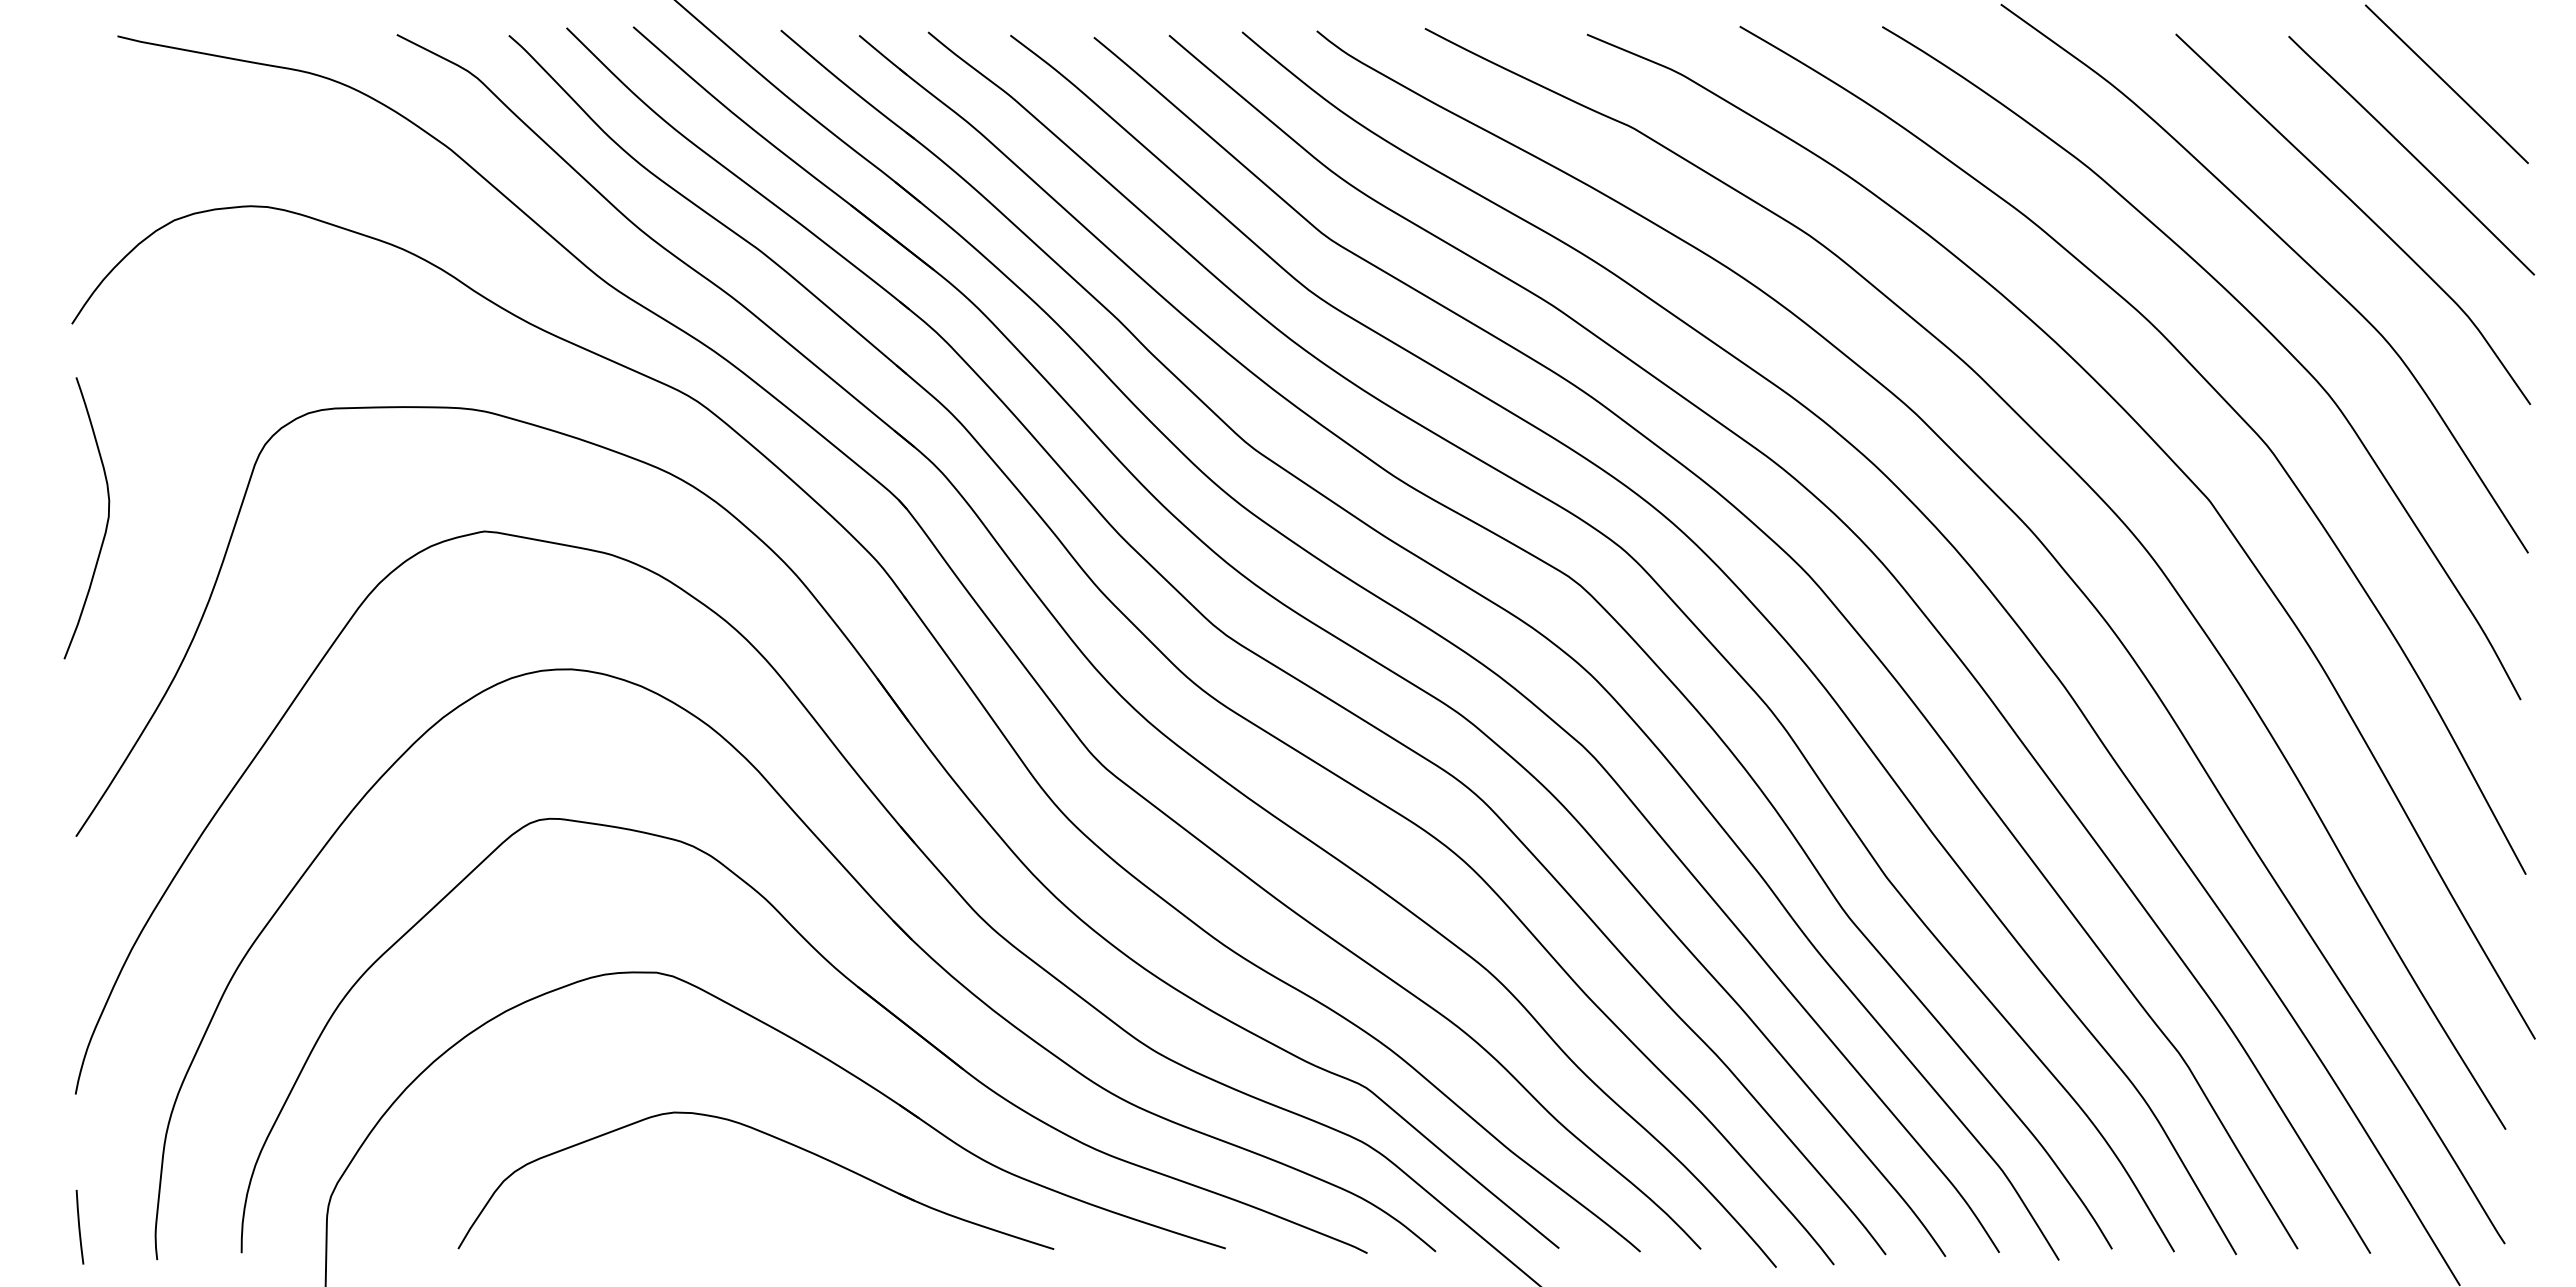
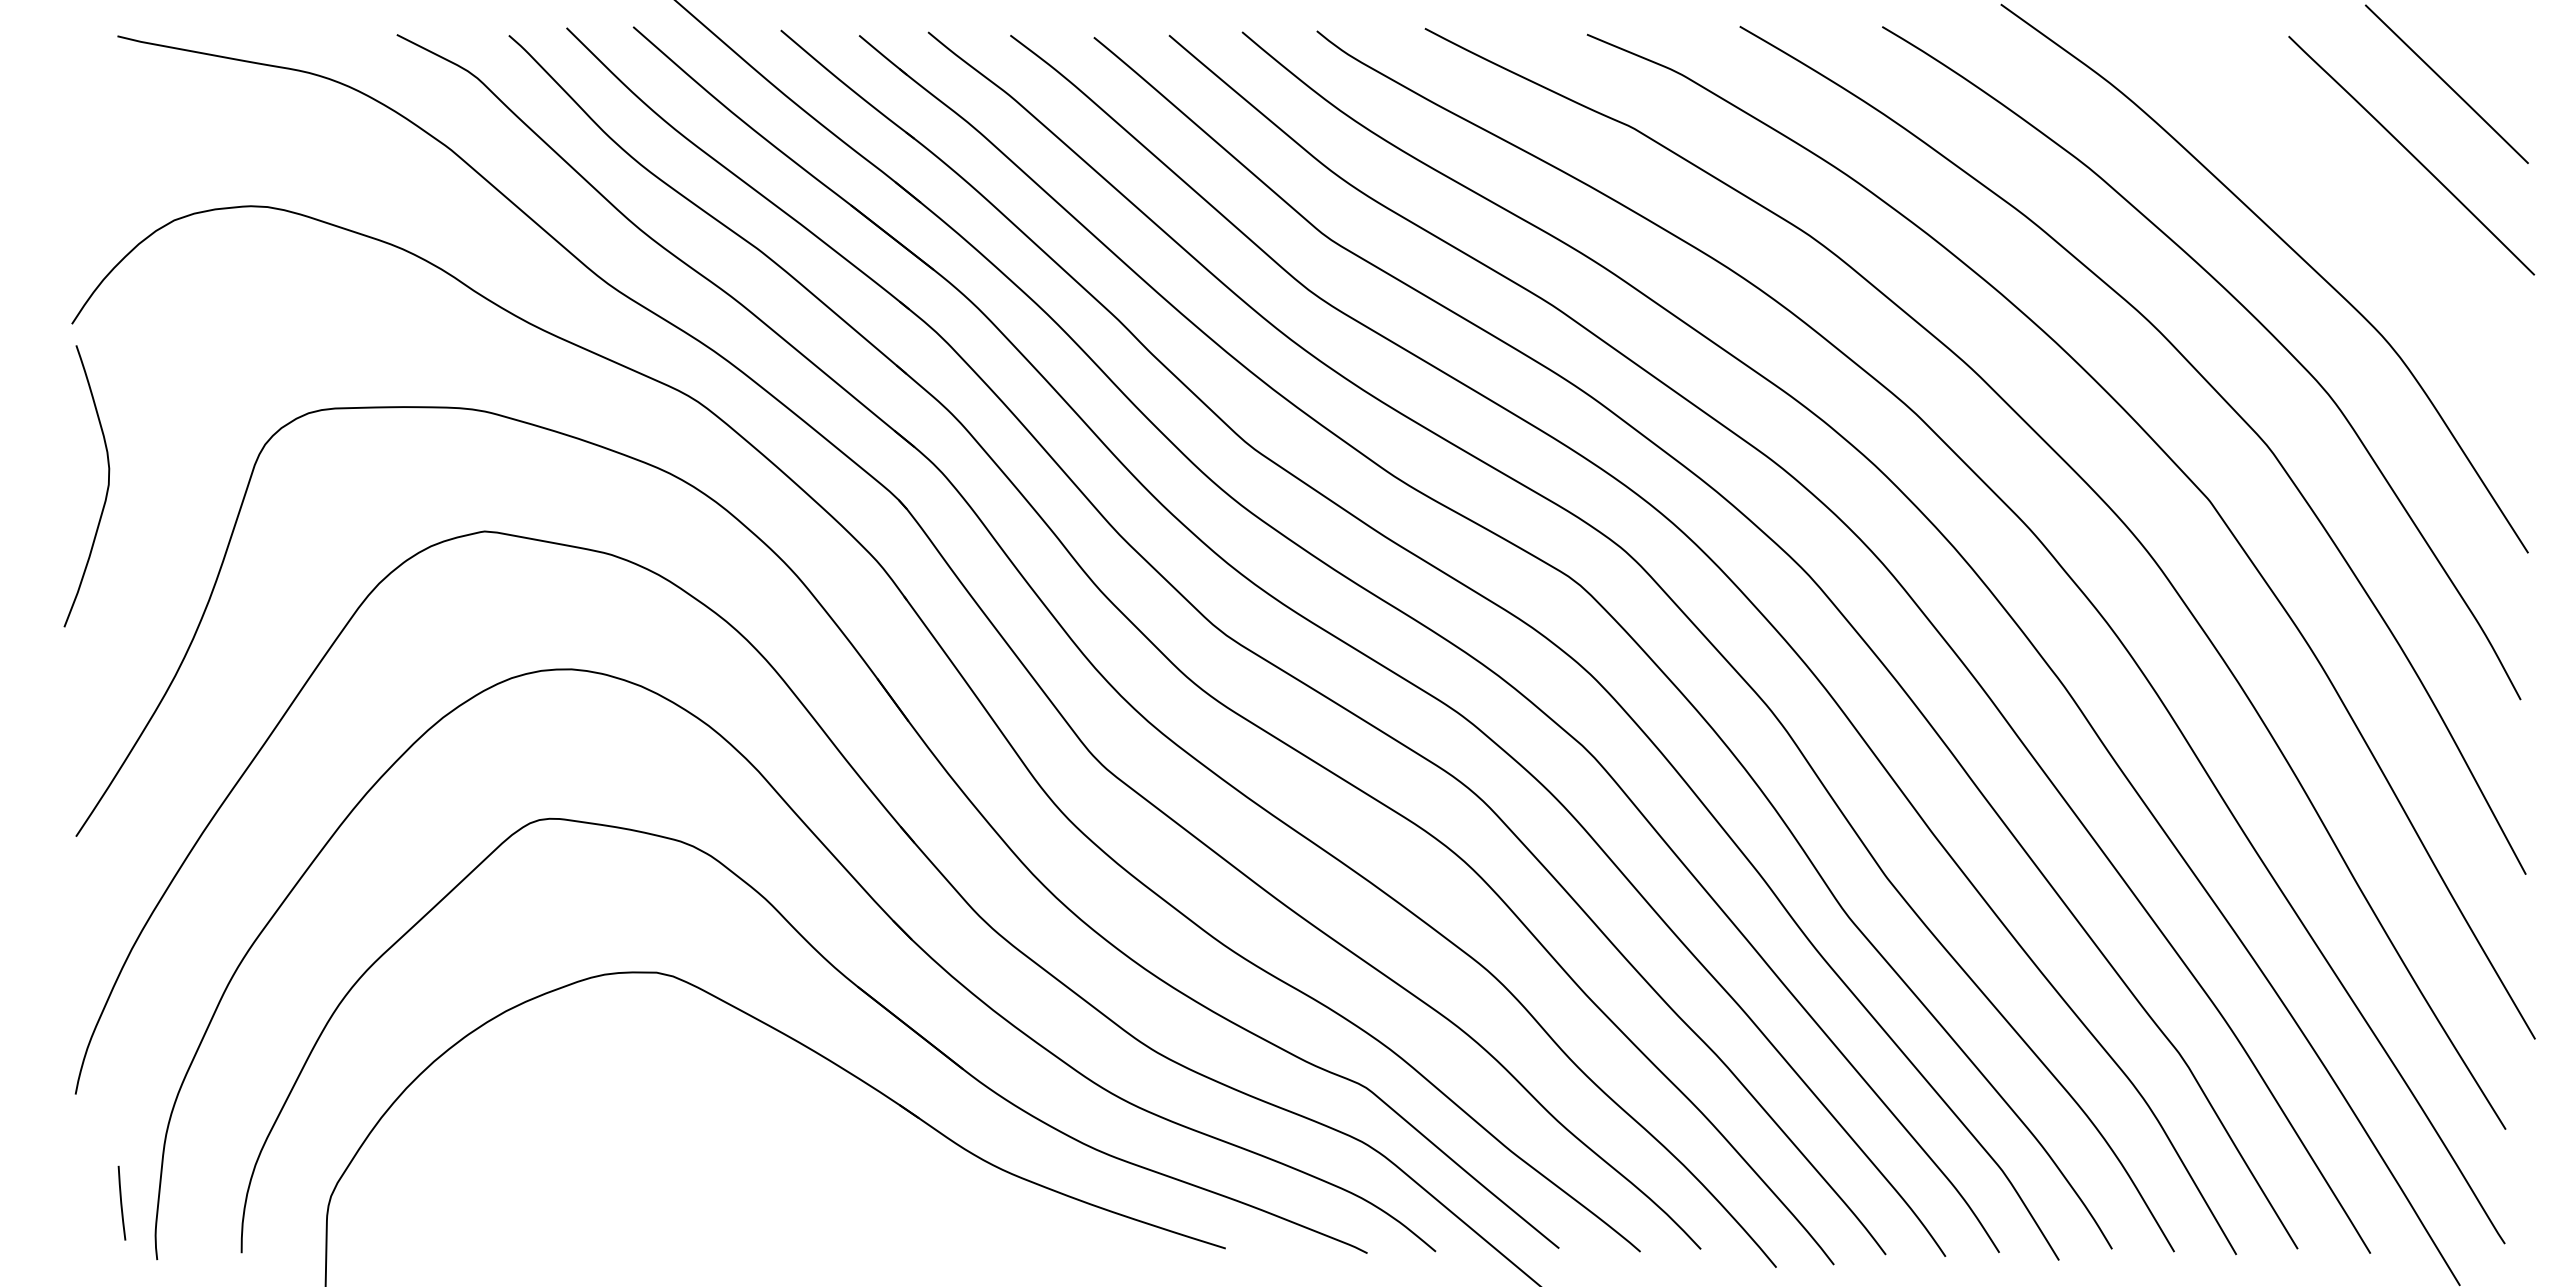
curve: present -> none (2360, 210)
curve position: (106, 522) -> (106, 490) (106, 490)
part: present -> none (774, 1138)
line position: (79, 1226) -> (121, 1202) (121, 1202)
